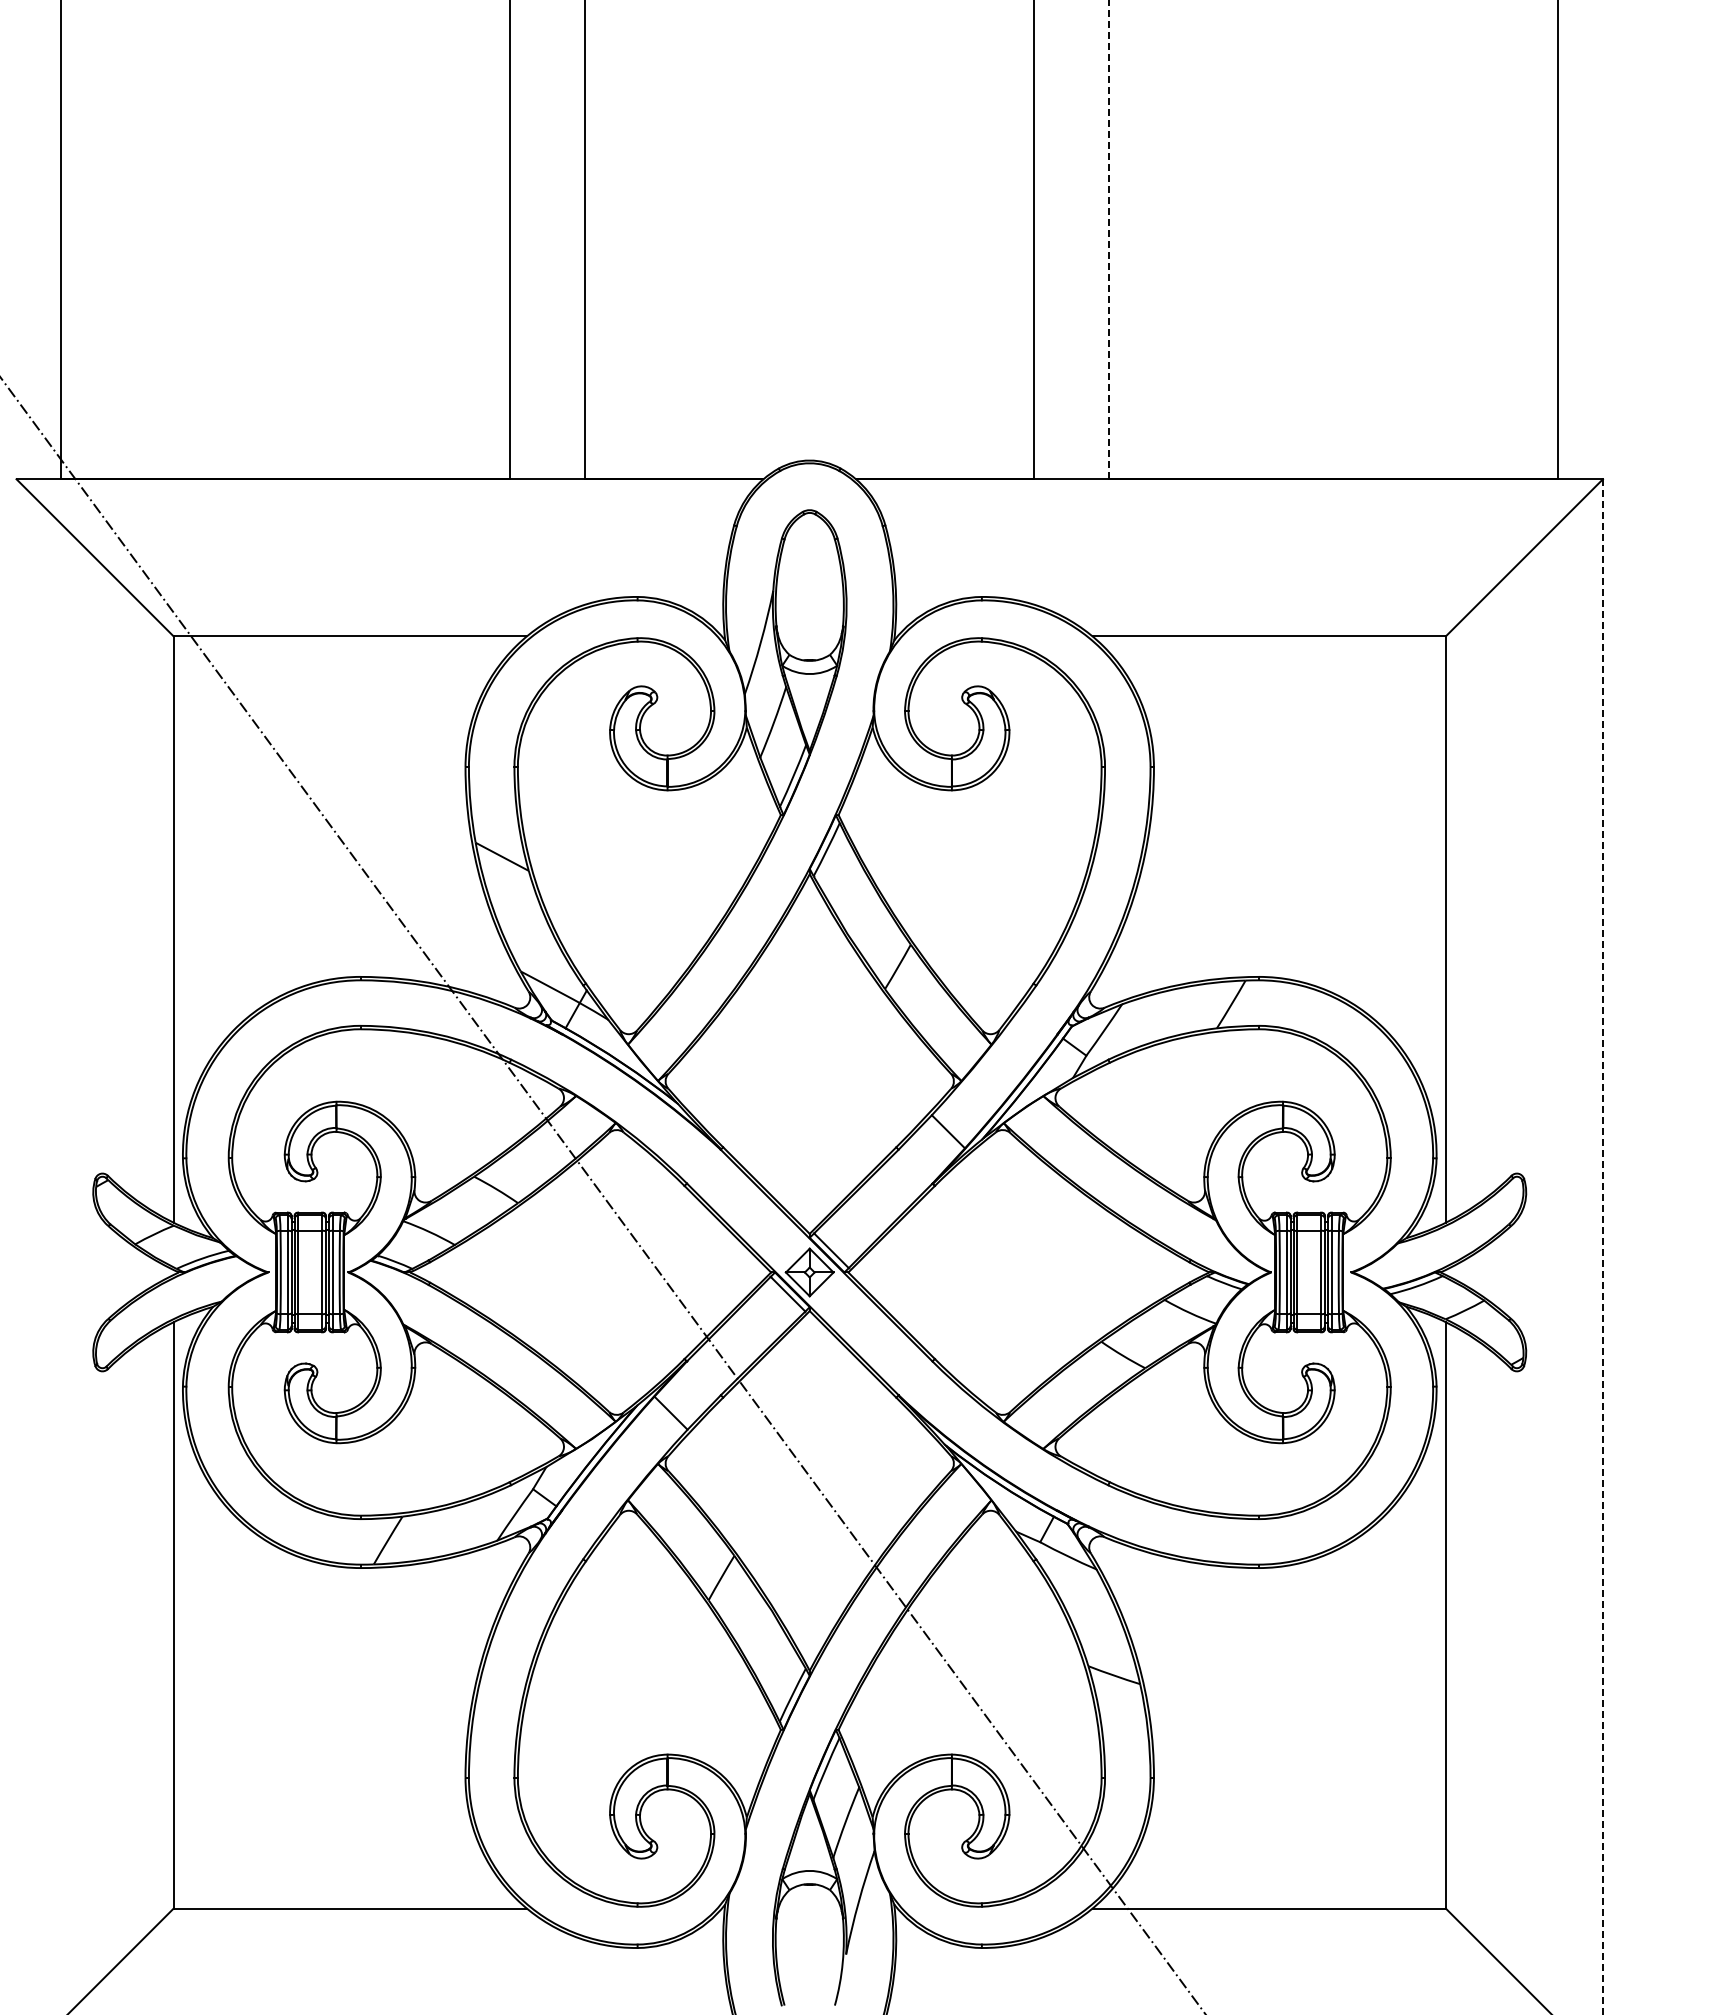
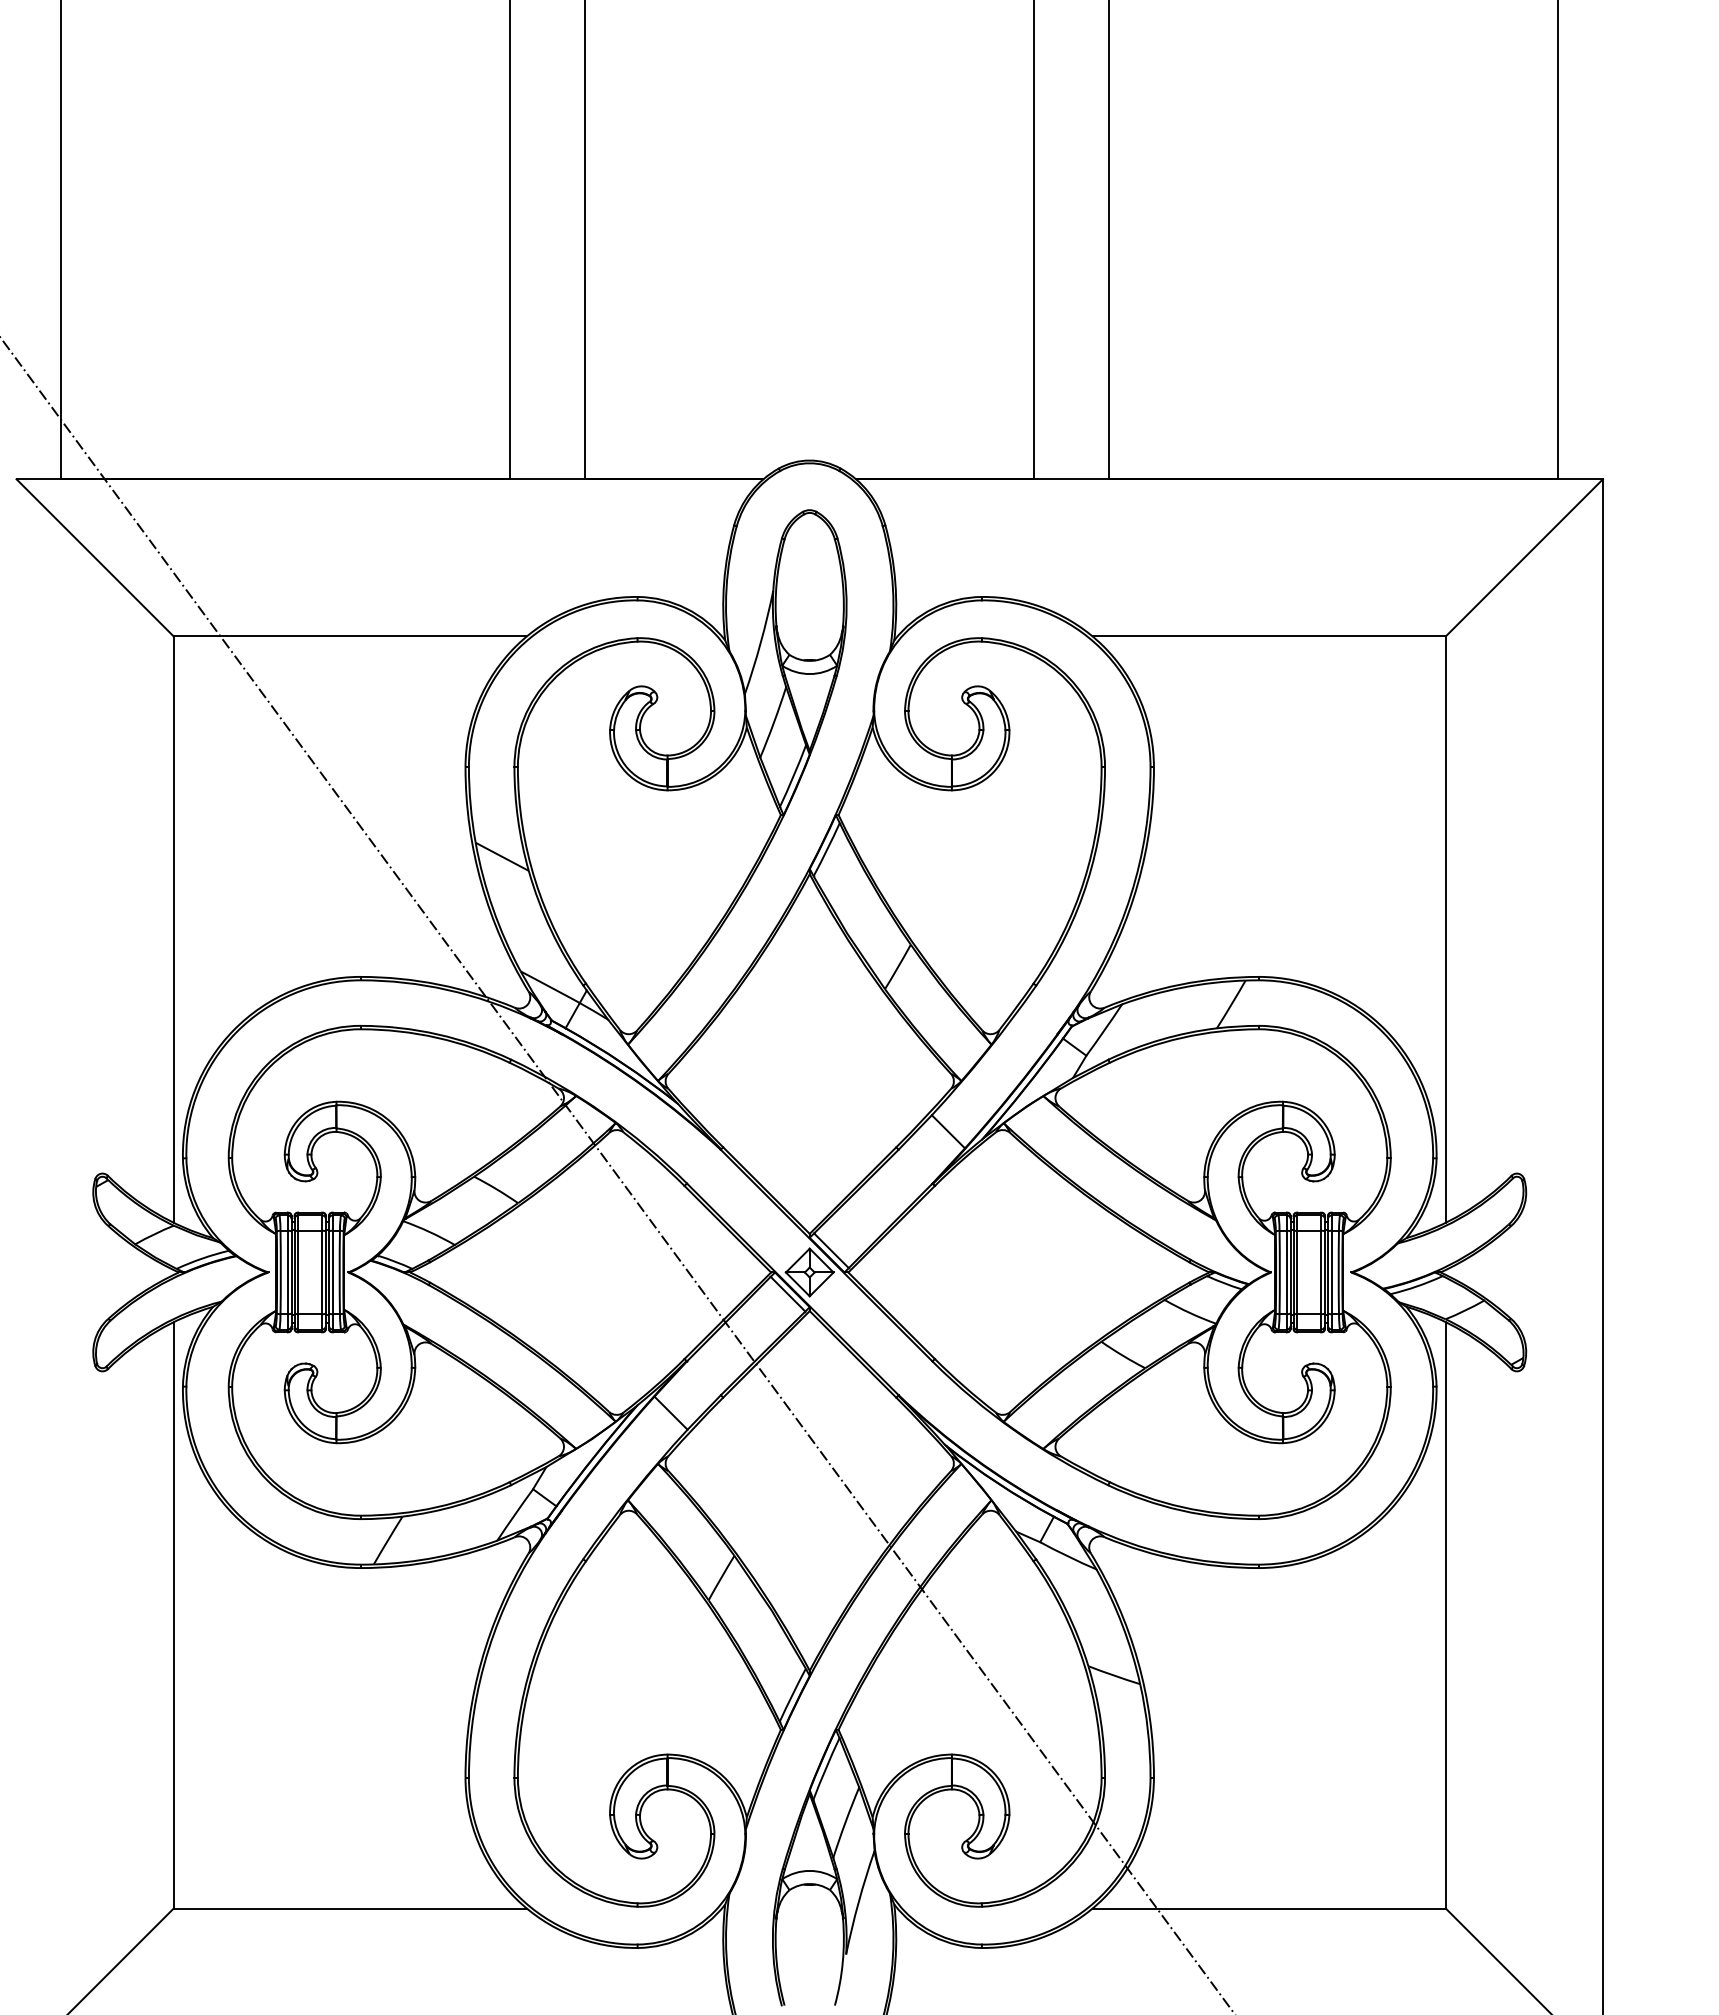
line: dashed -> solid (1109, 239)
line position: (602, 1195) -> (617, 1175) (617, 1175)
line: dashed -> solid (1602, 1246)
